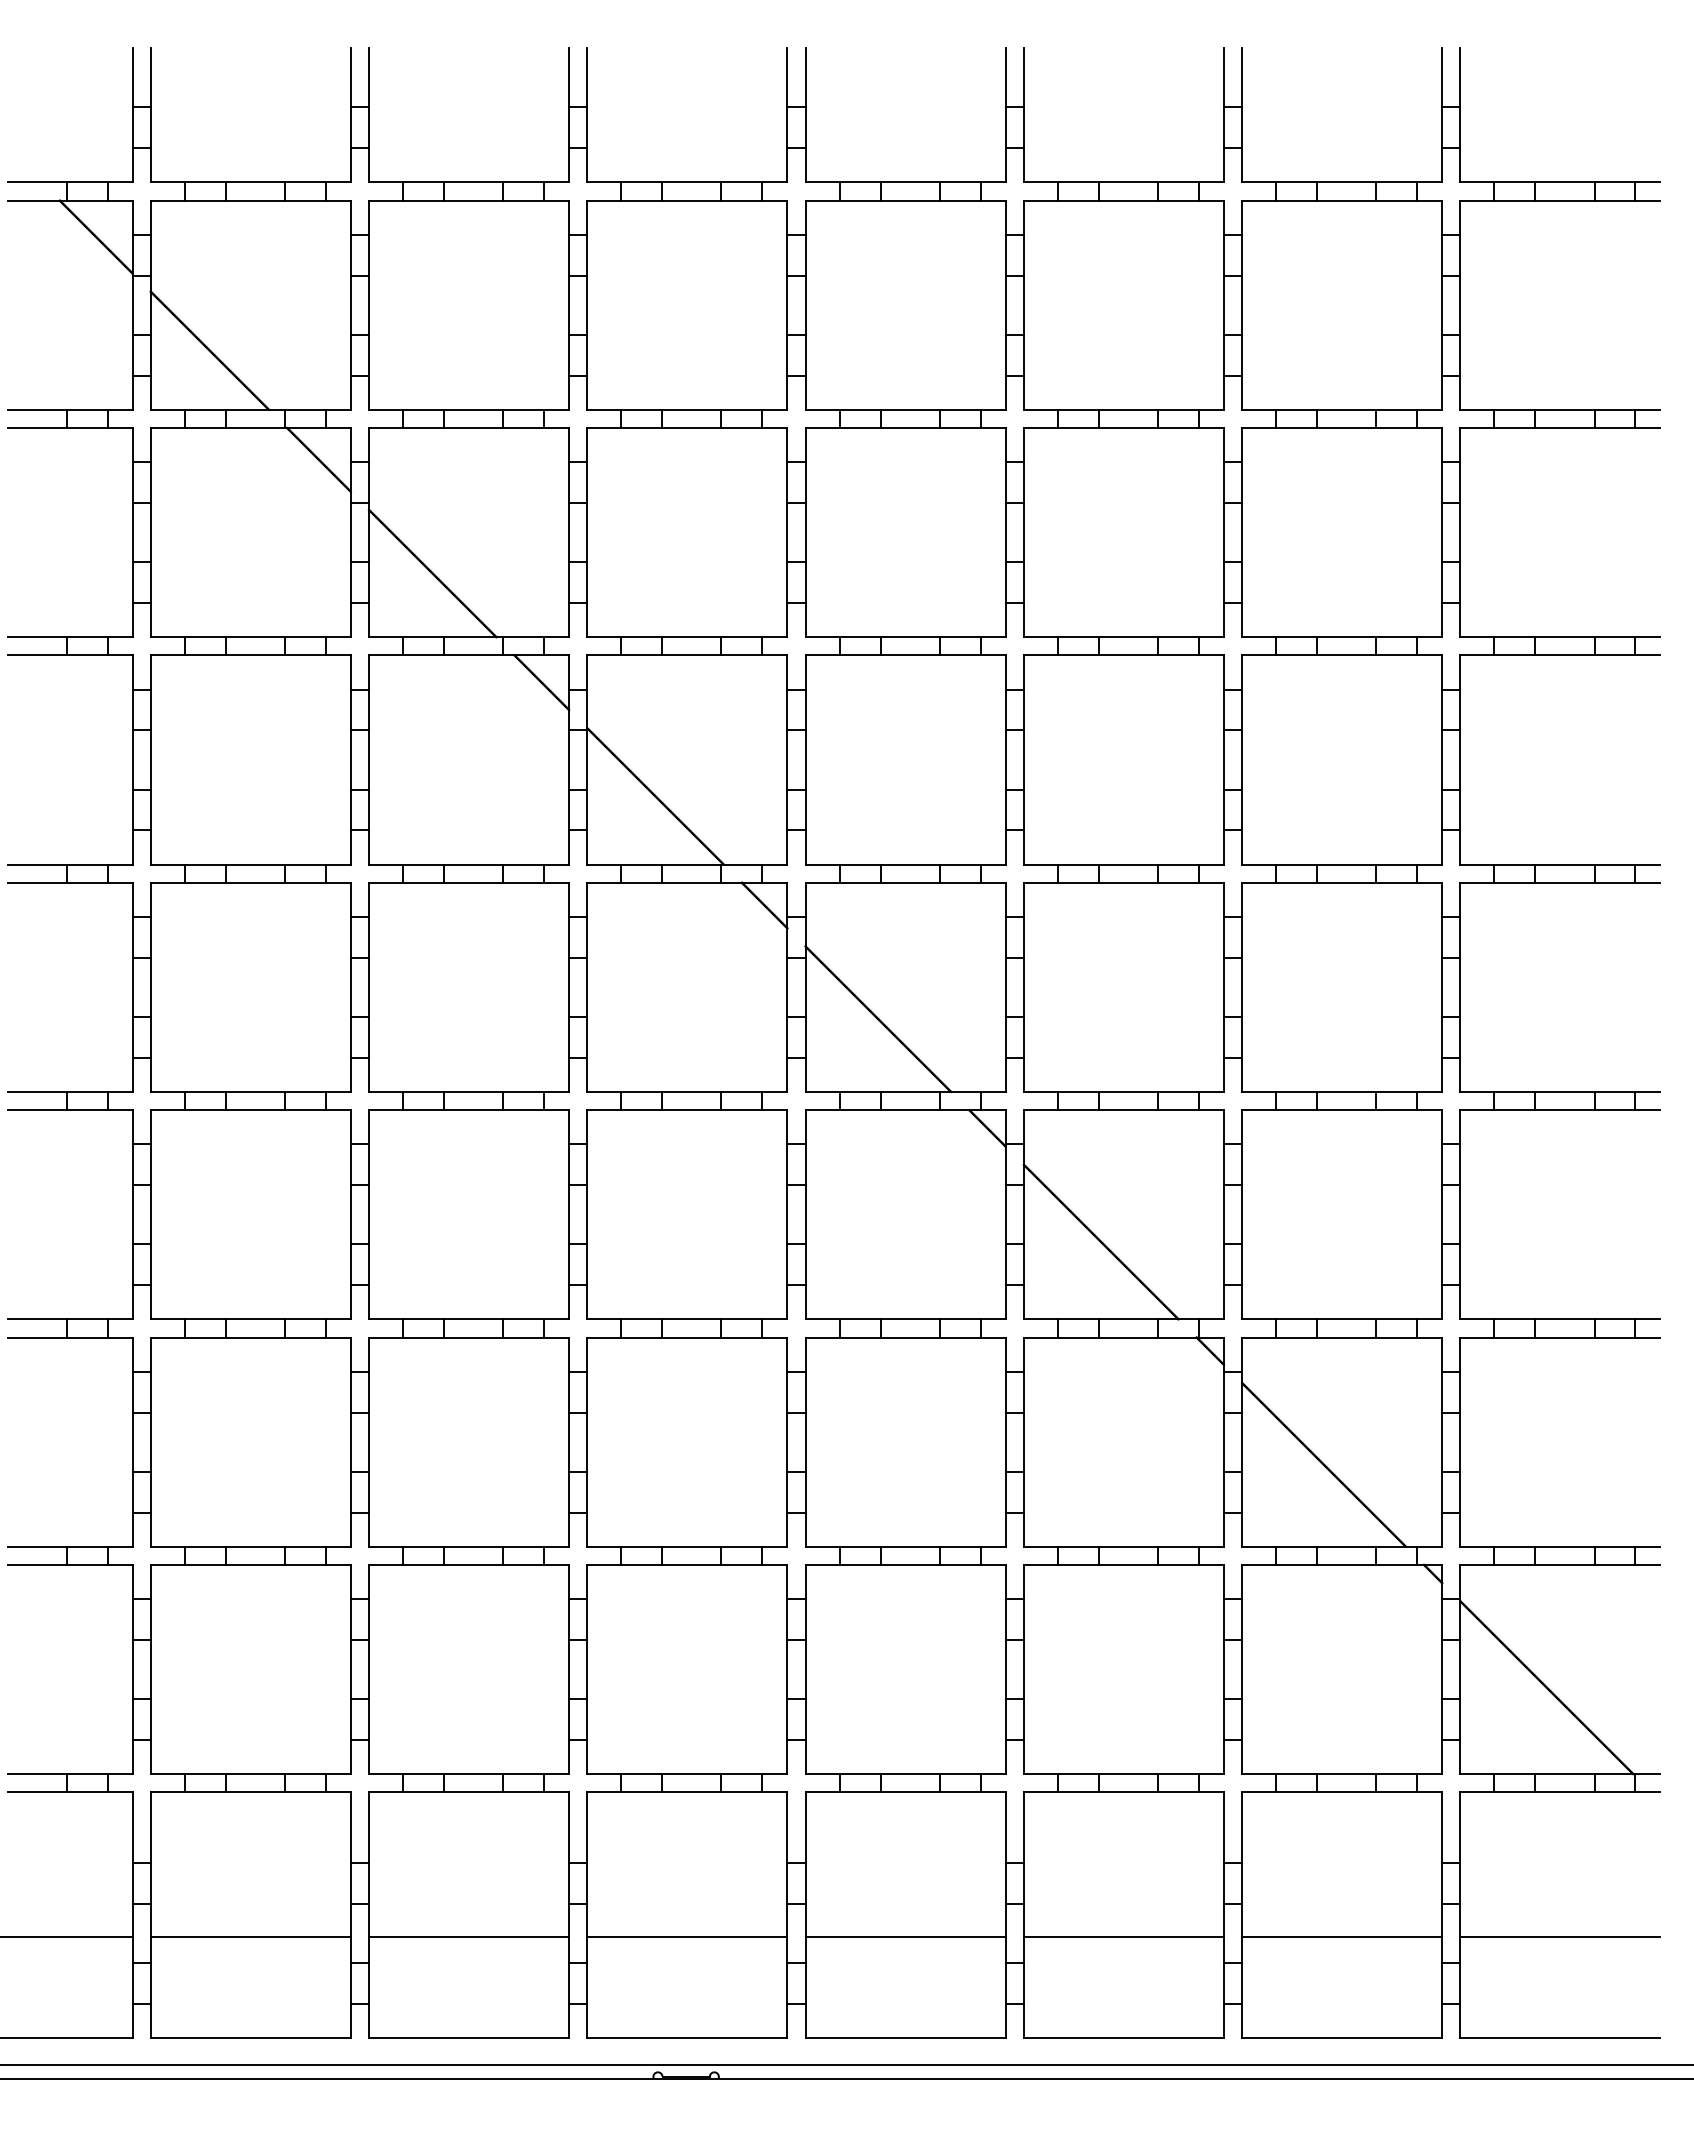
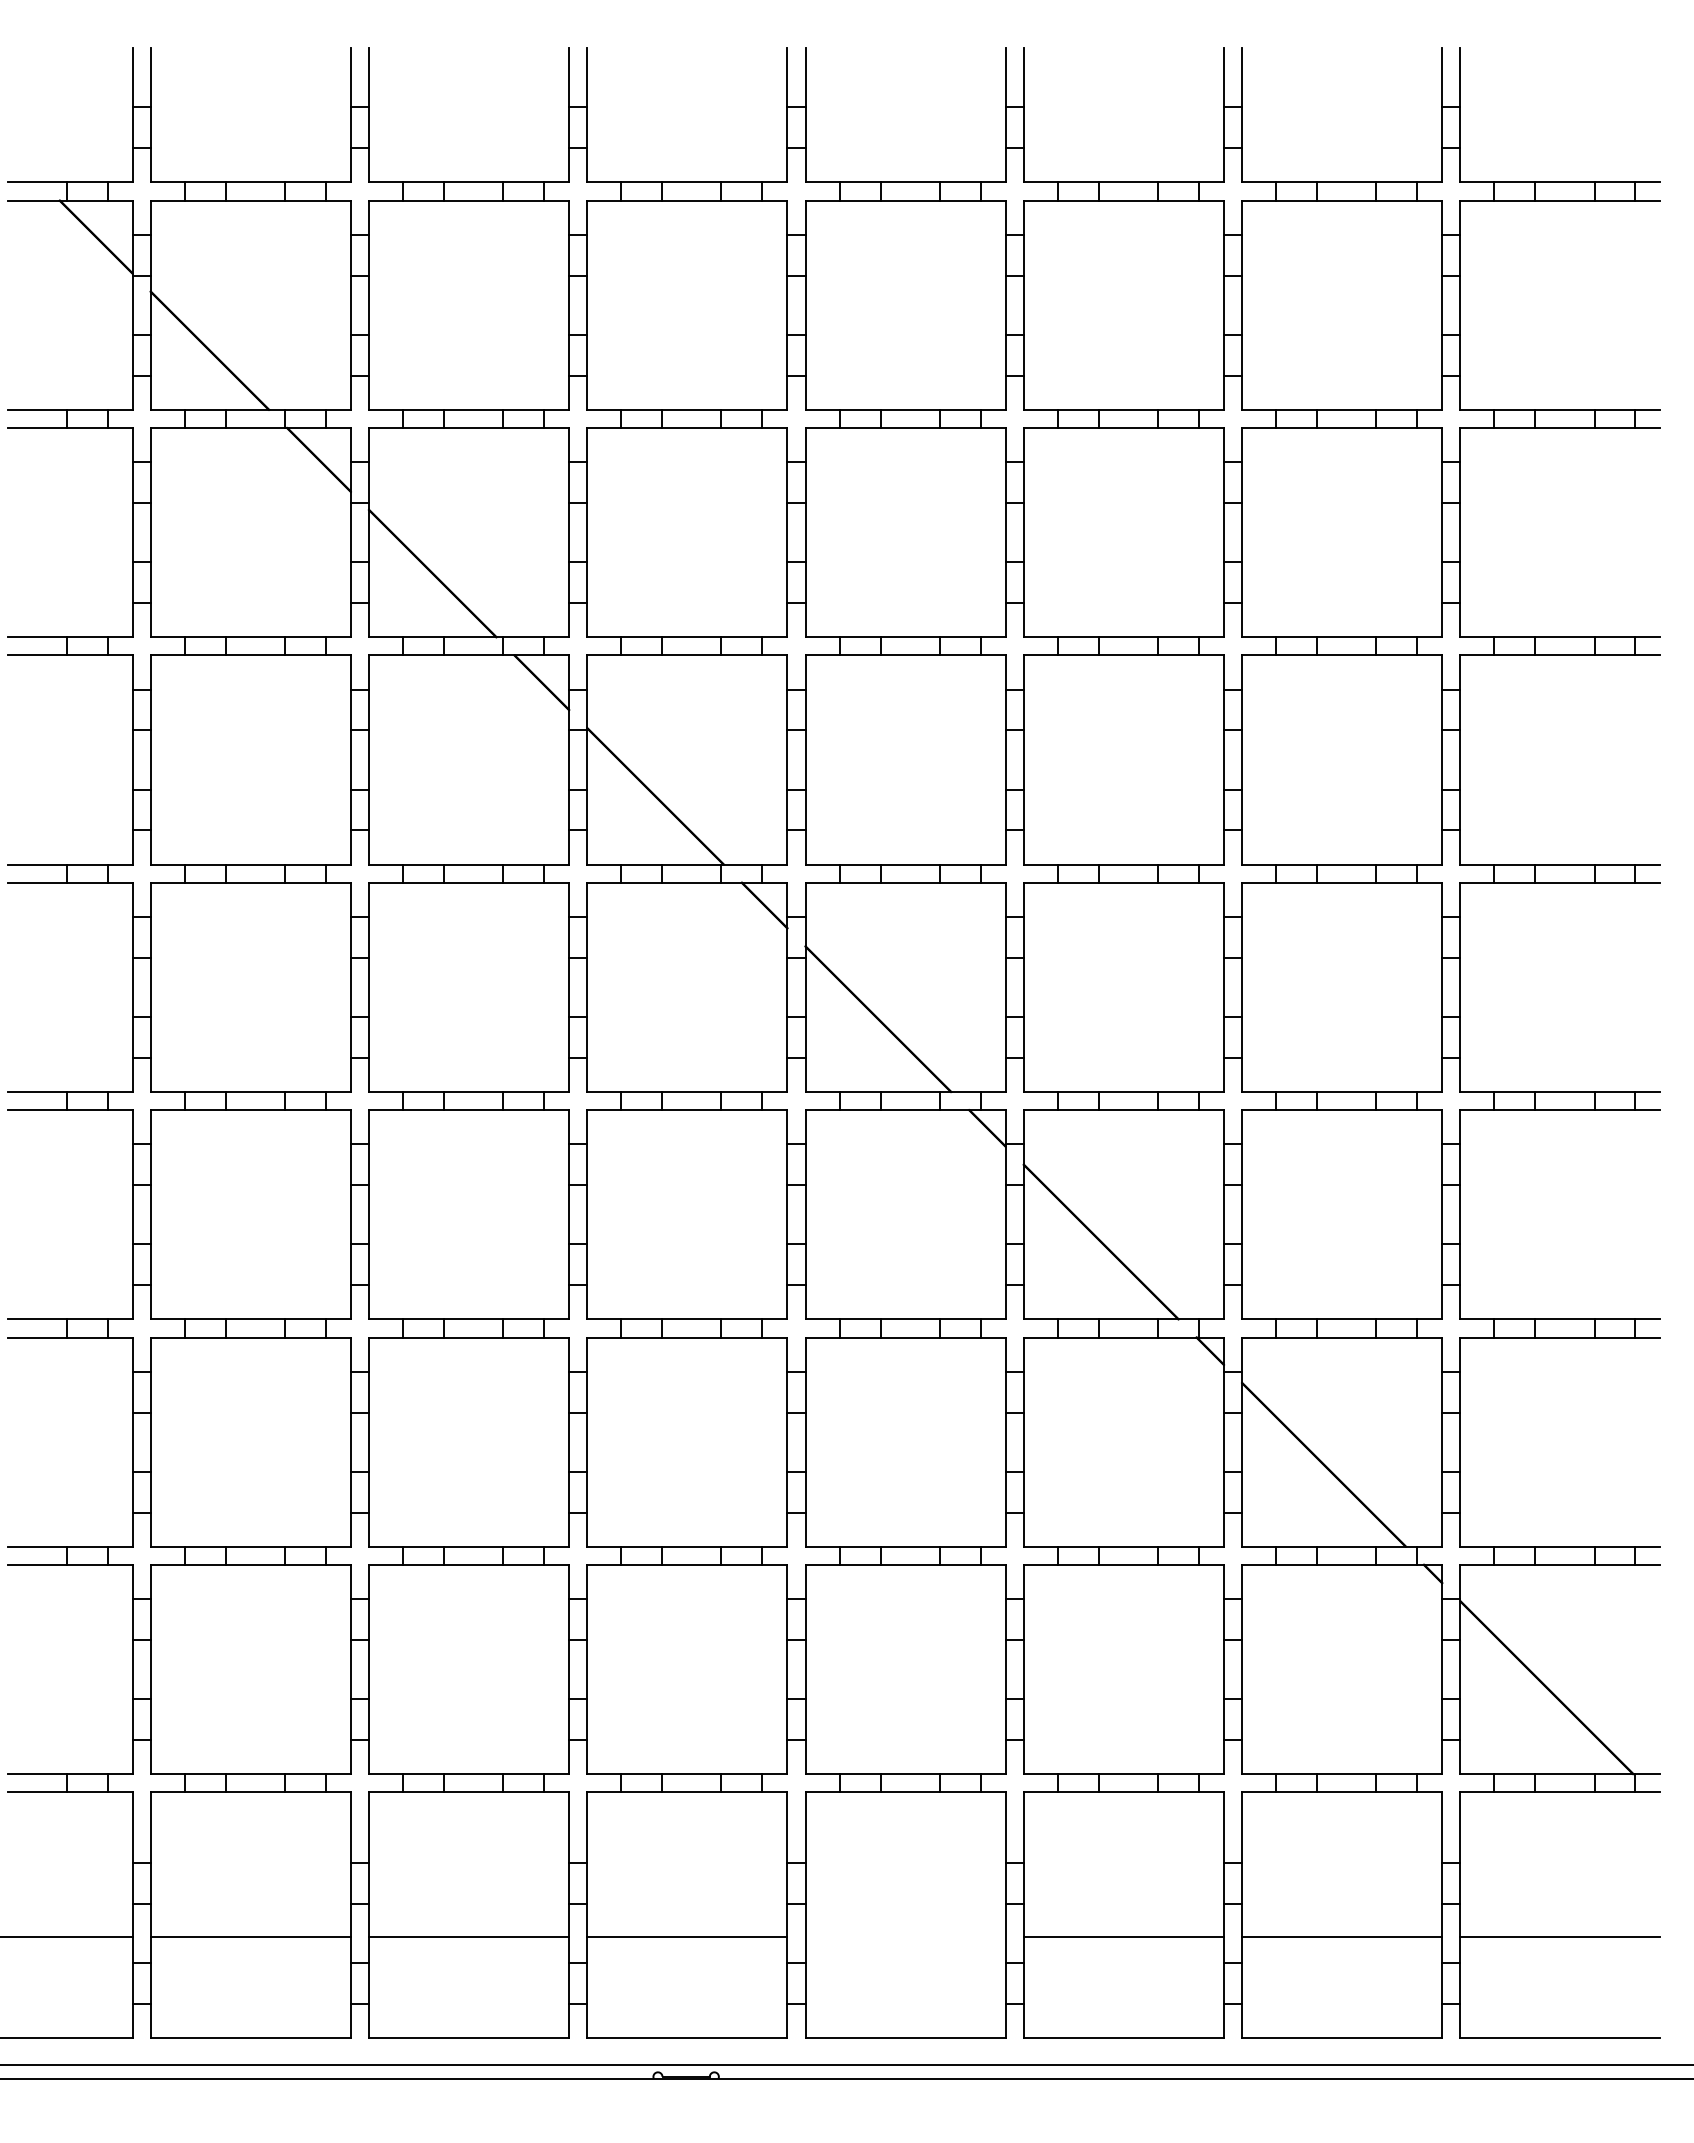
line: present -> none (905, 1936)
